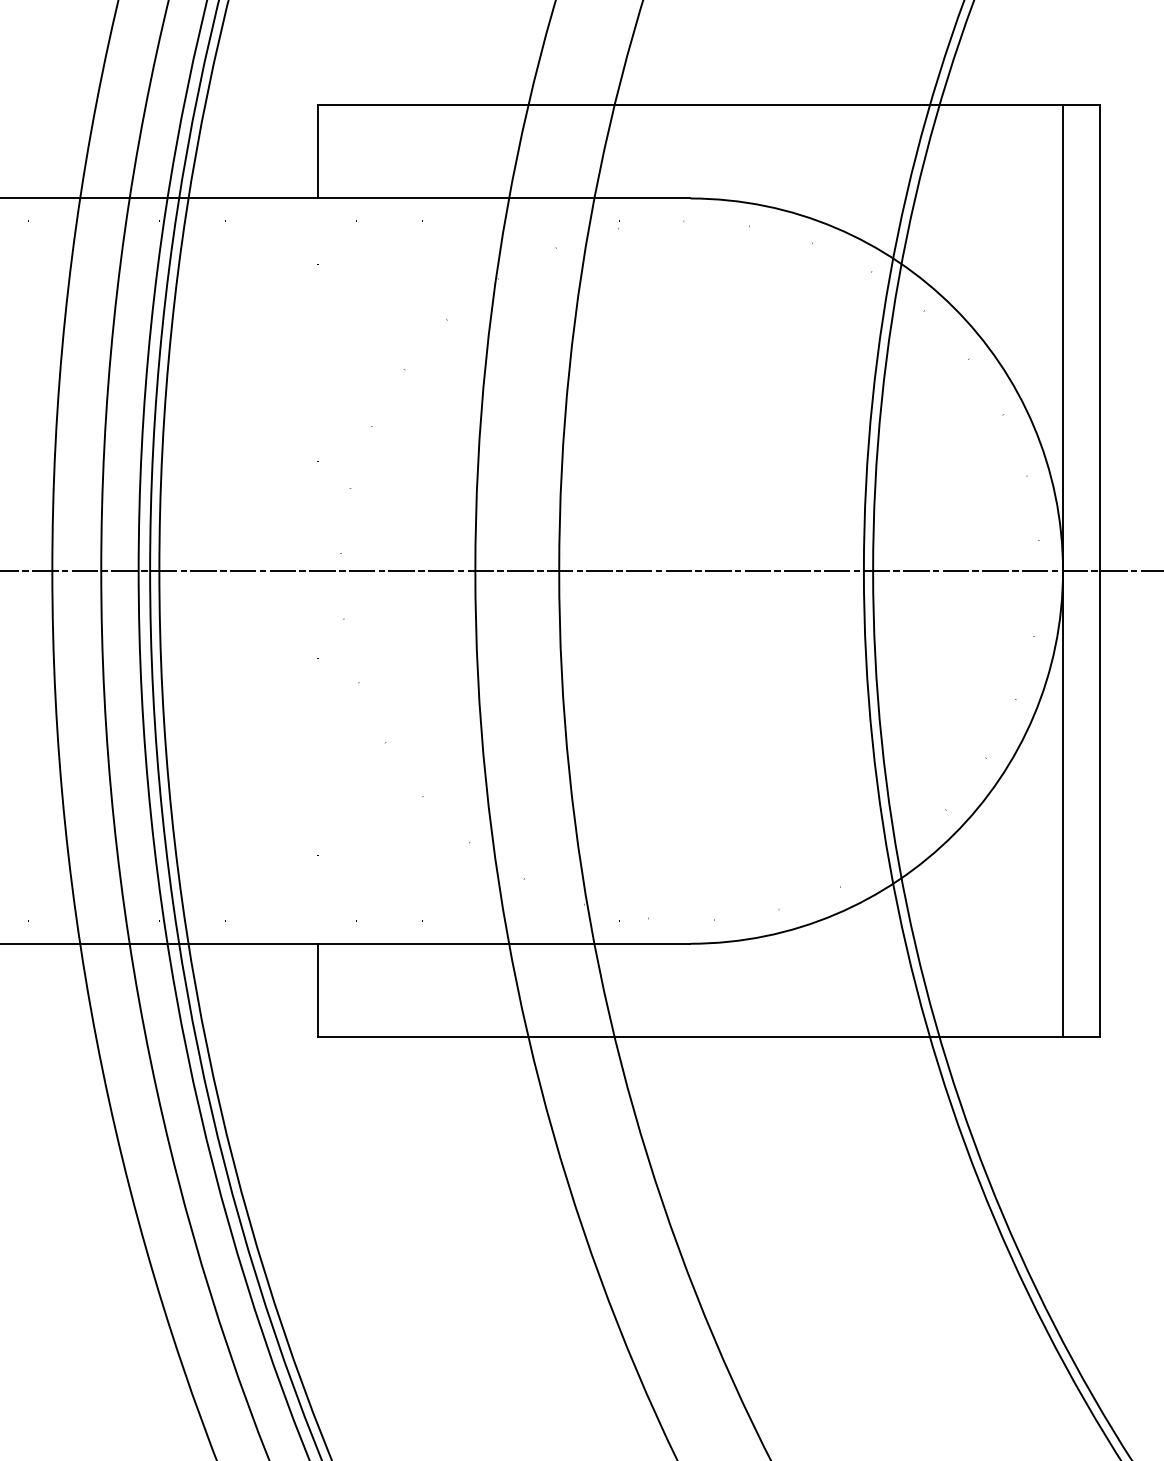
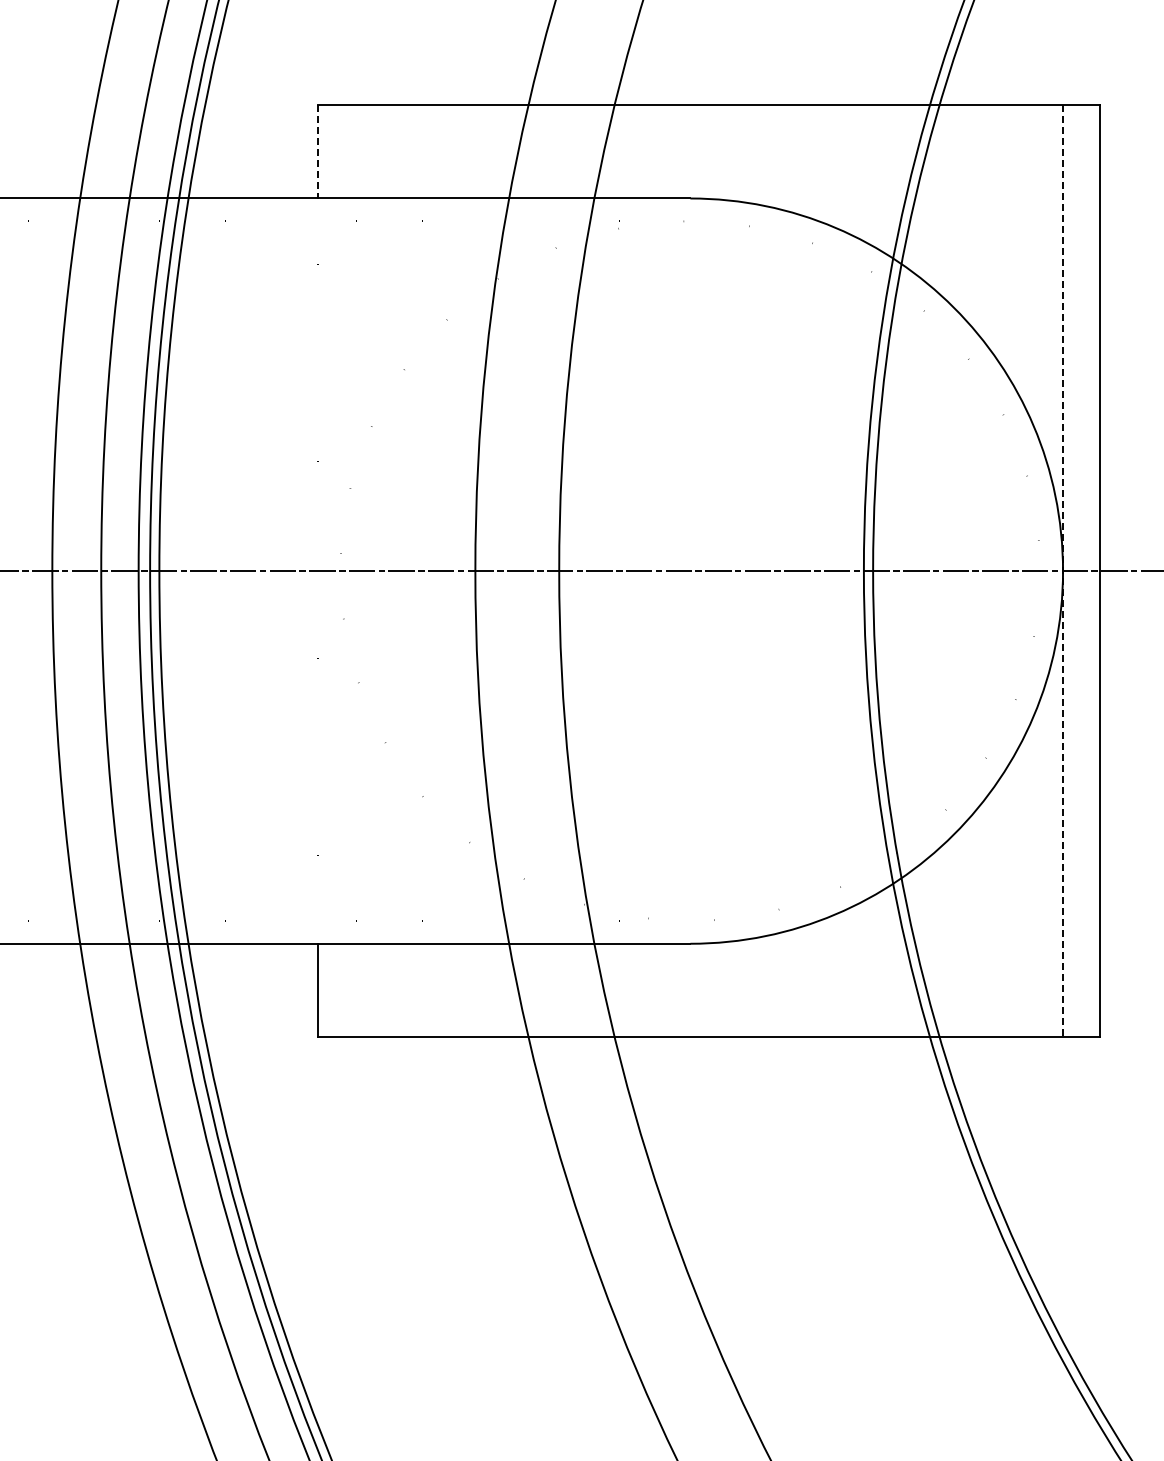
line: solid -> dashed (317, 151)
line: solid -> dashed (1063, 571)
